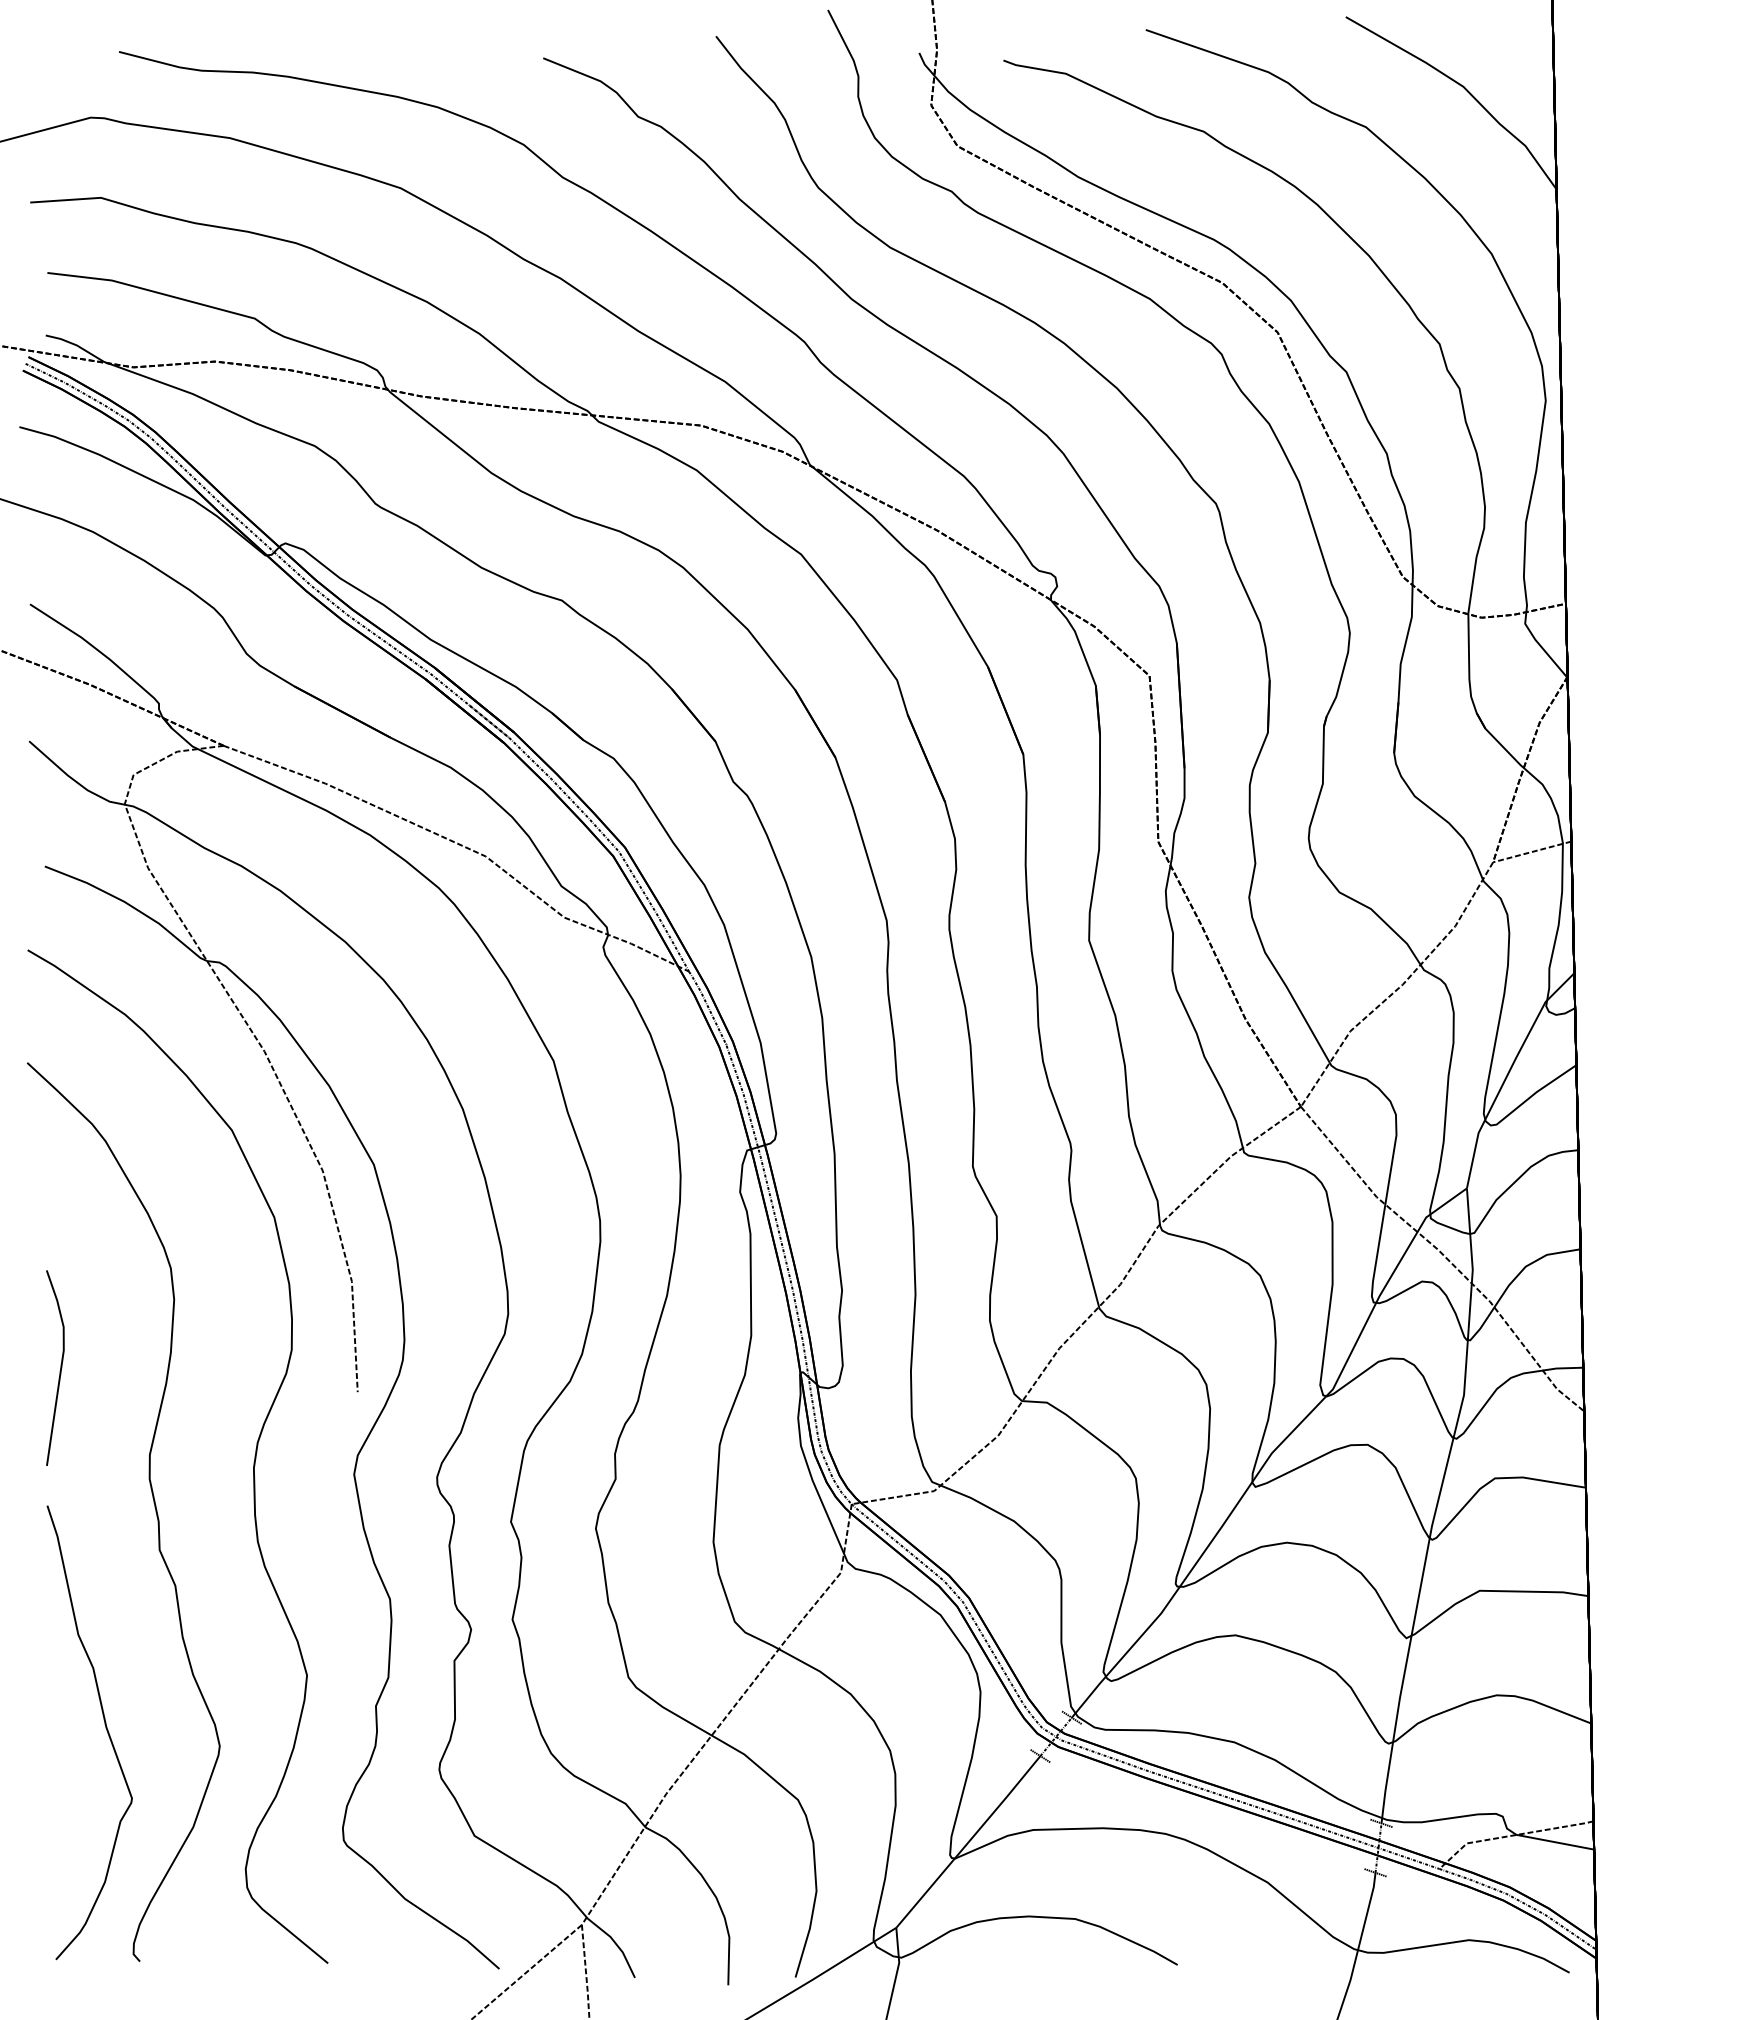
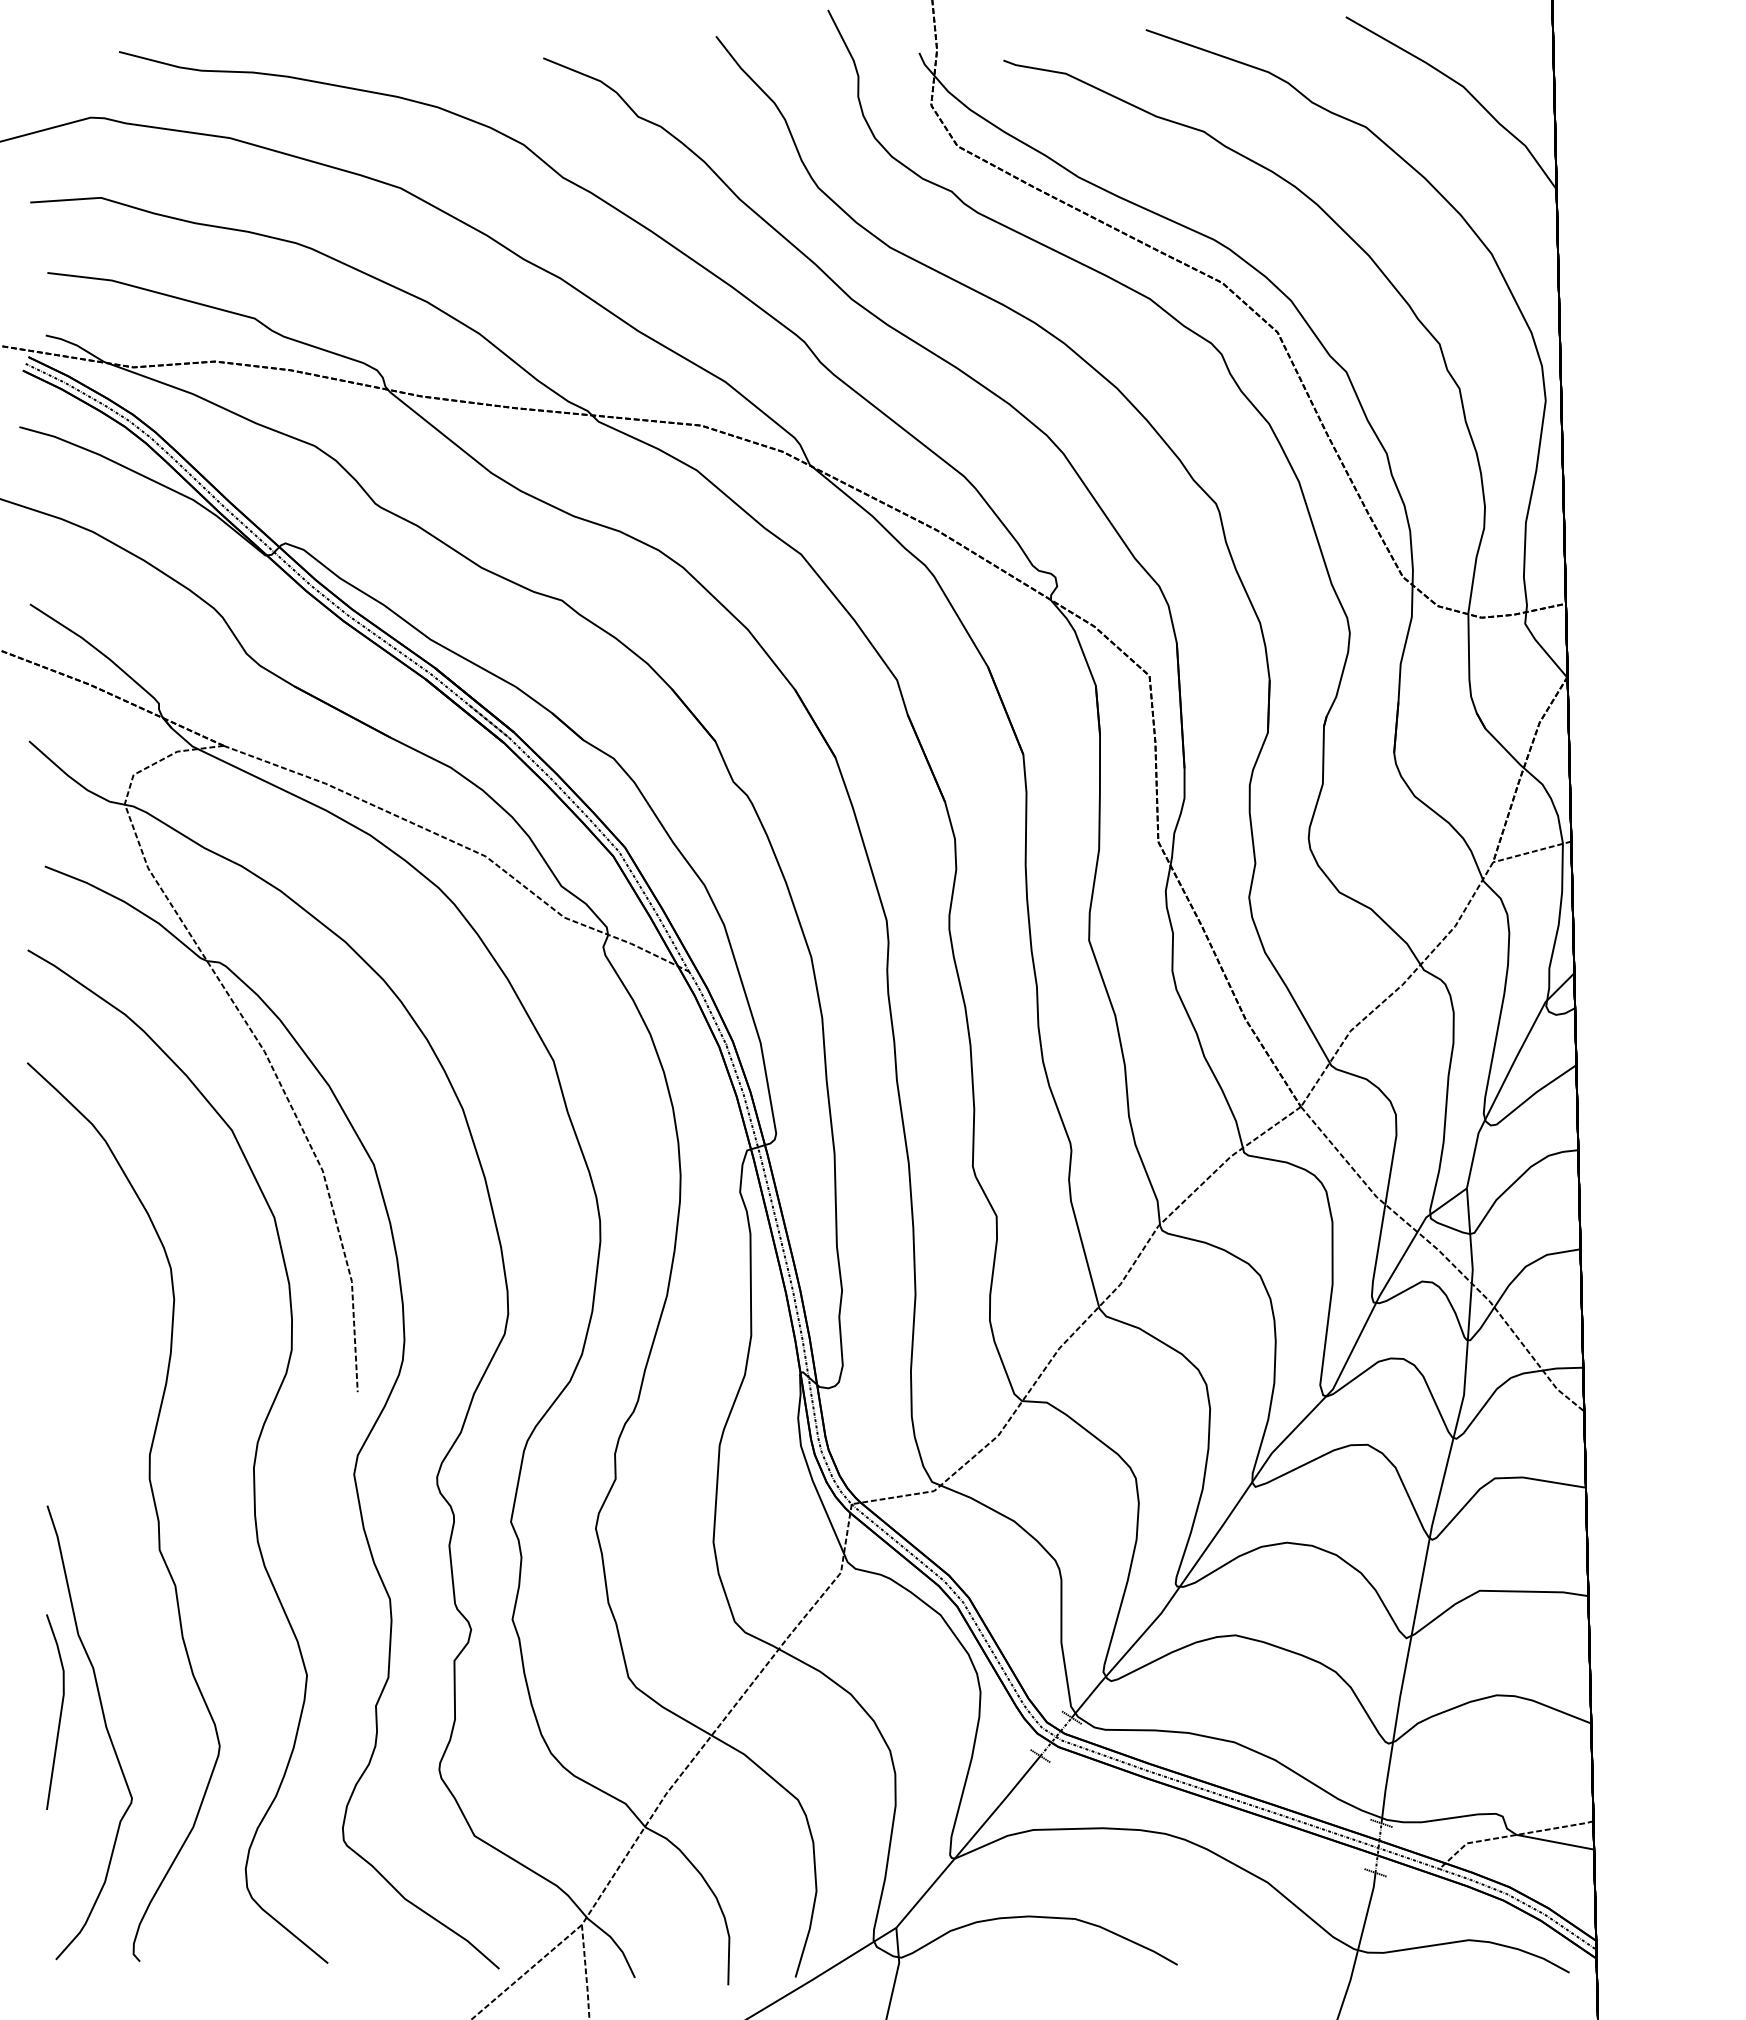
line position: (60, 1367) -> (60, 1711) (60, 1711)
